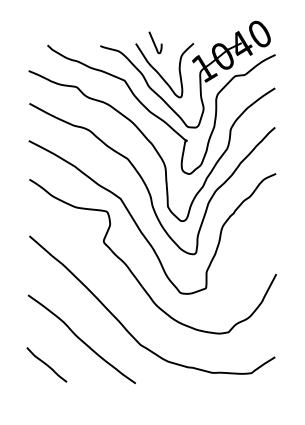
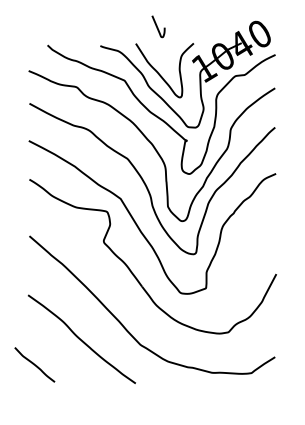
curve position: (154, 42) -> (157, 26) (157, 26)
curve position: (46, 364) -> (34, 364) (34, 364)
